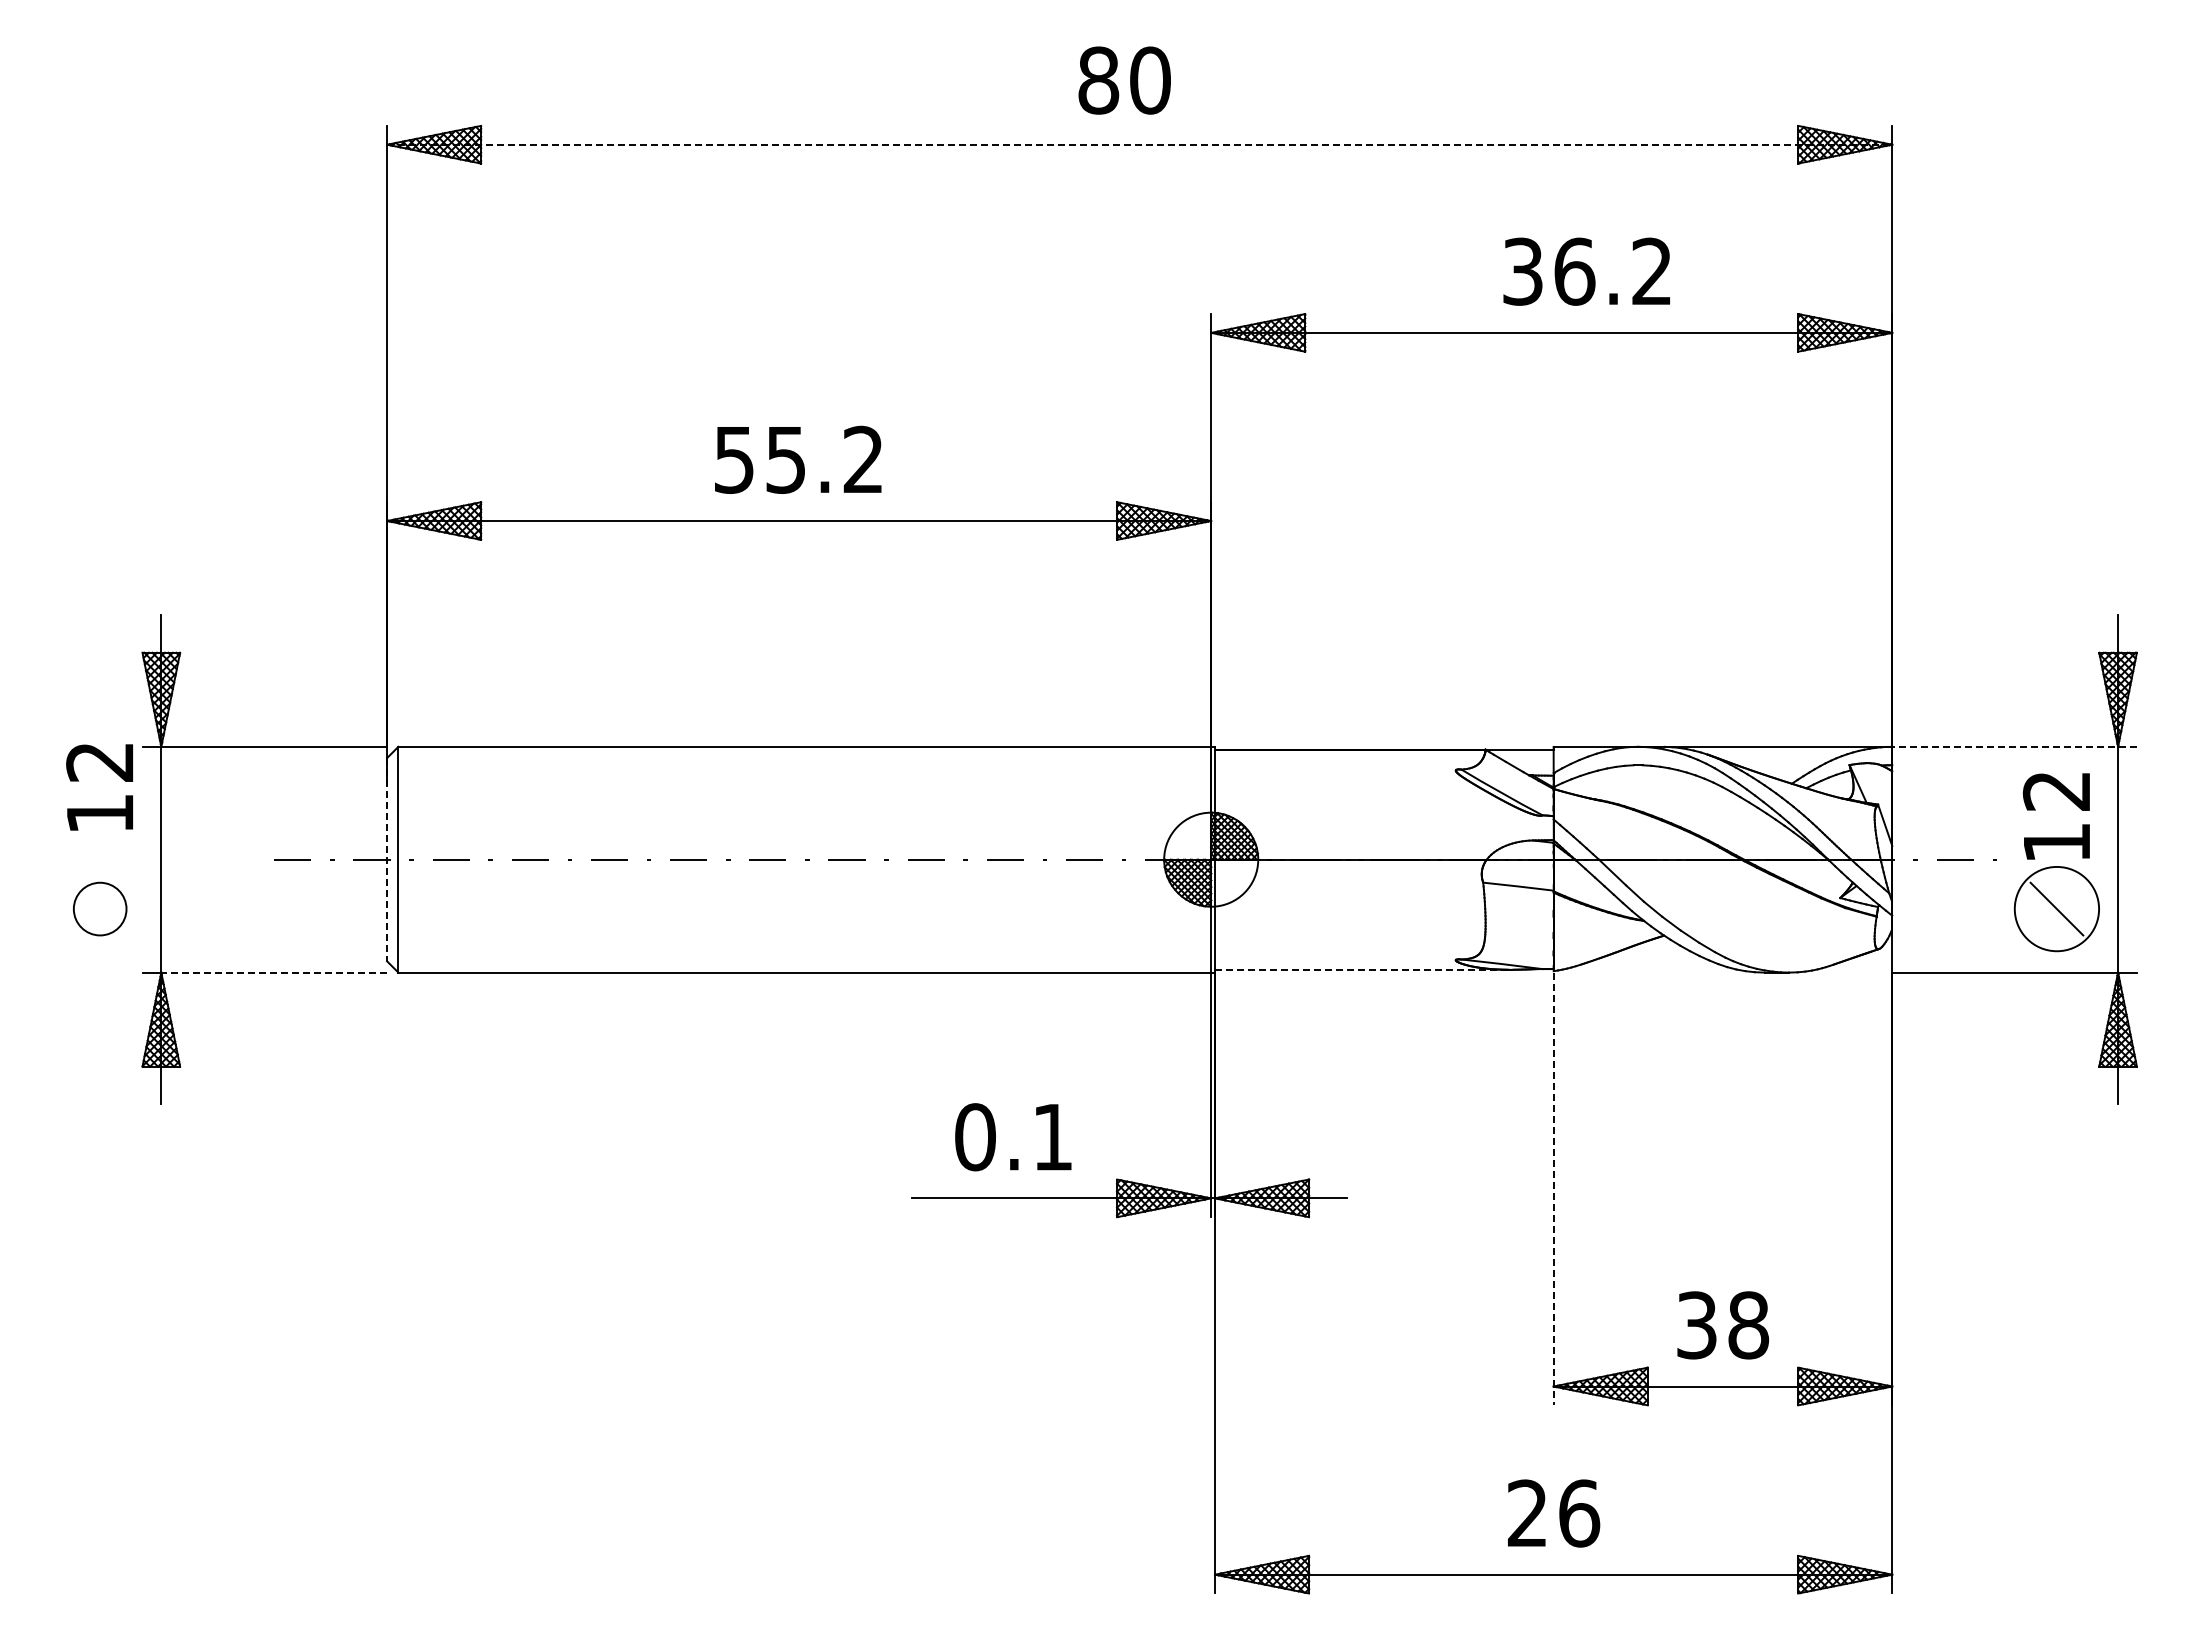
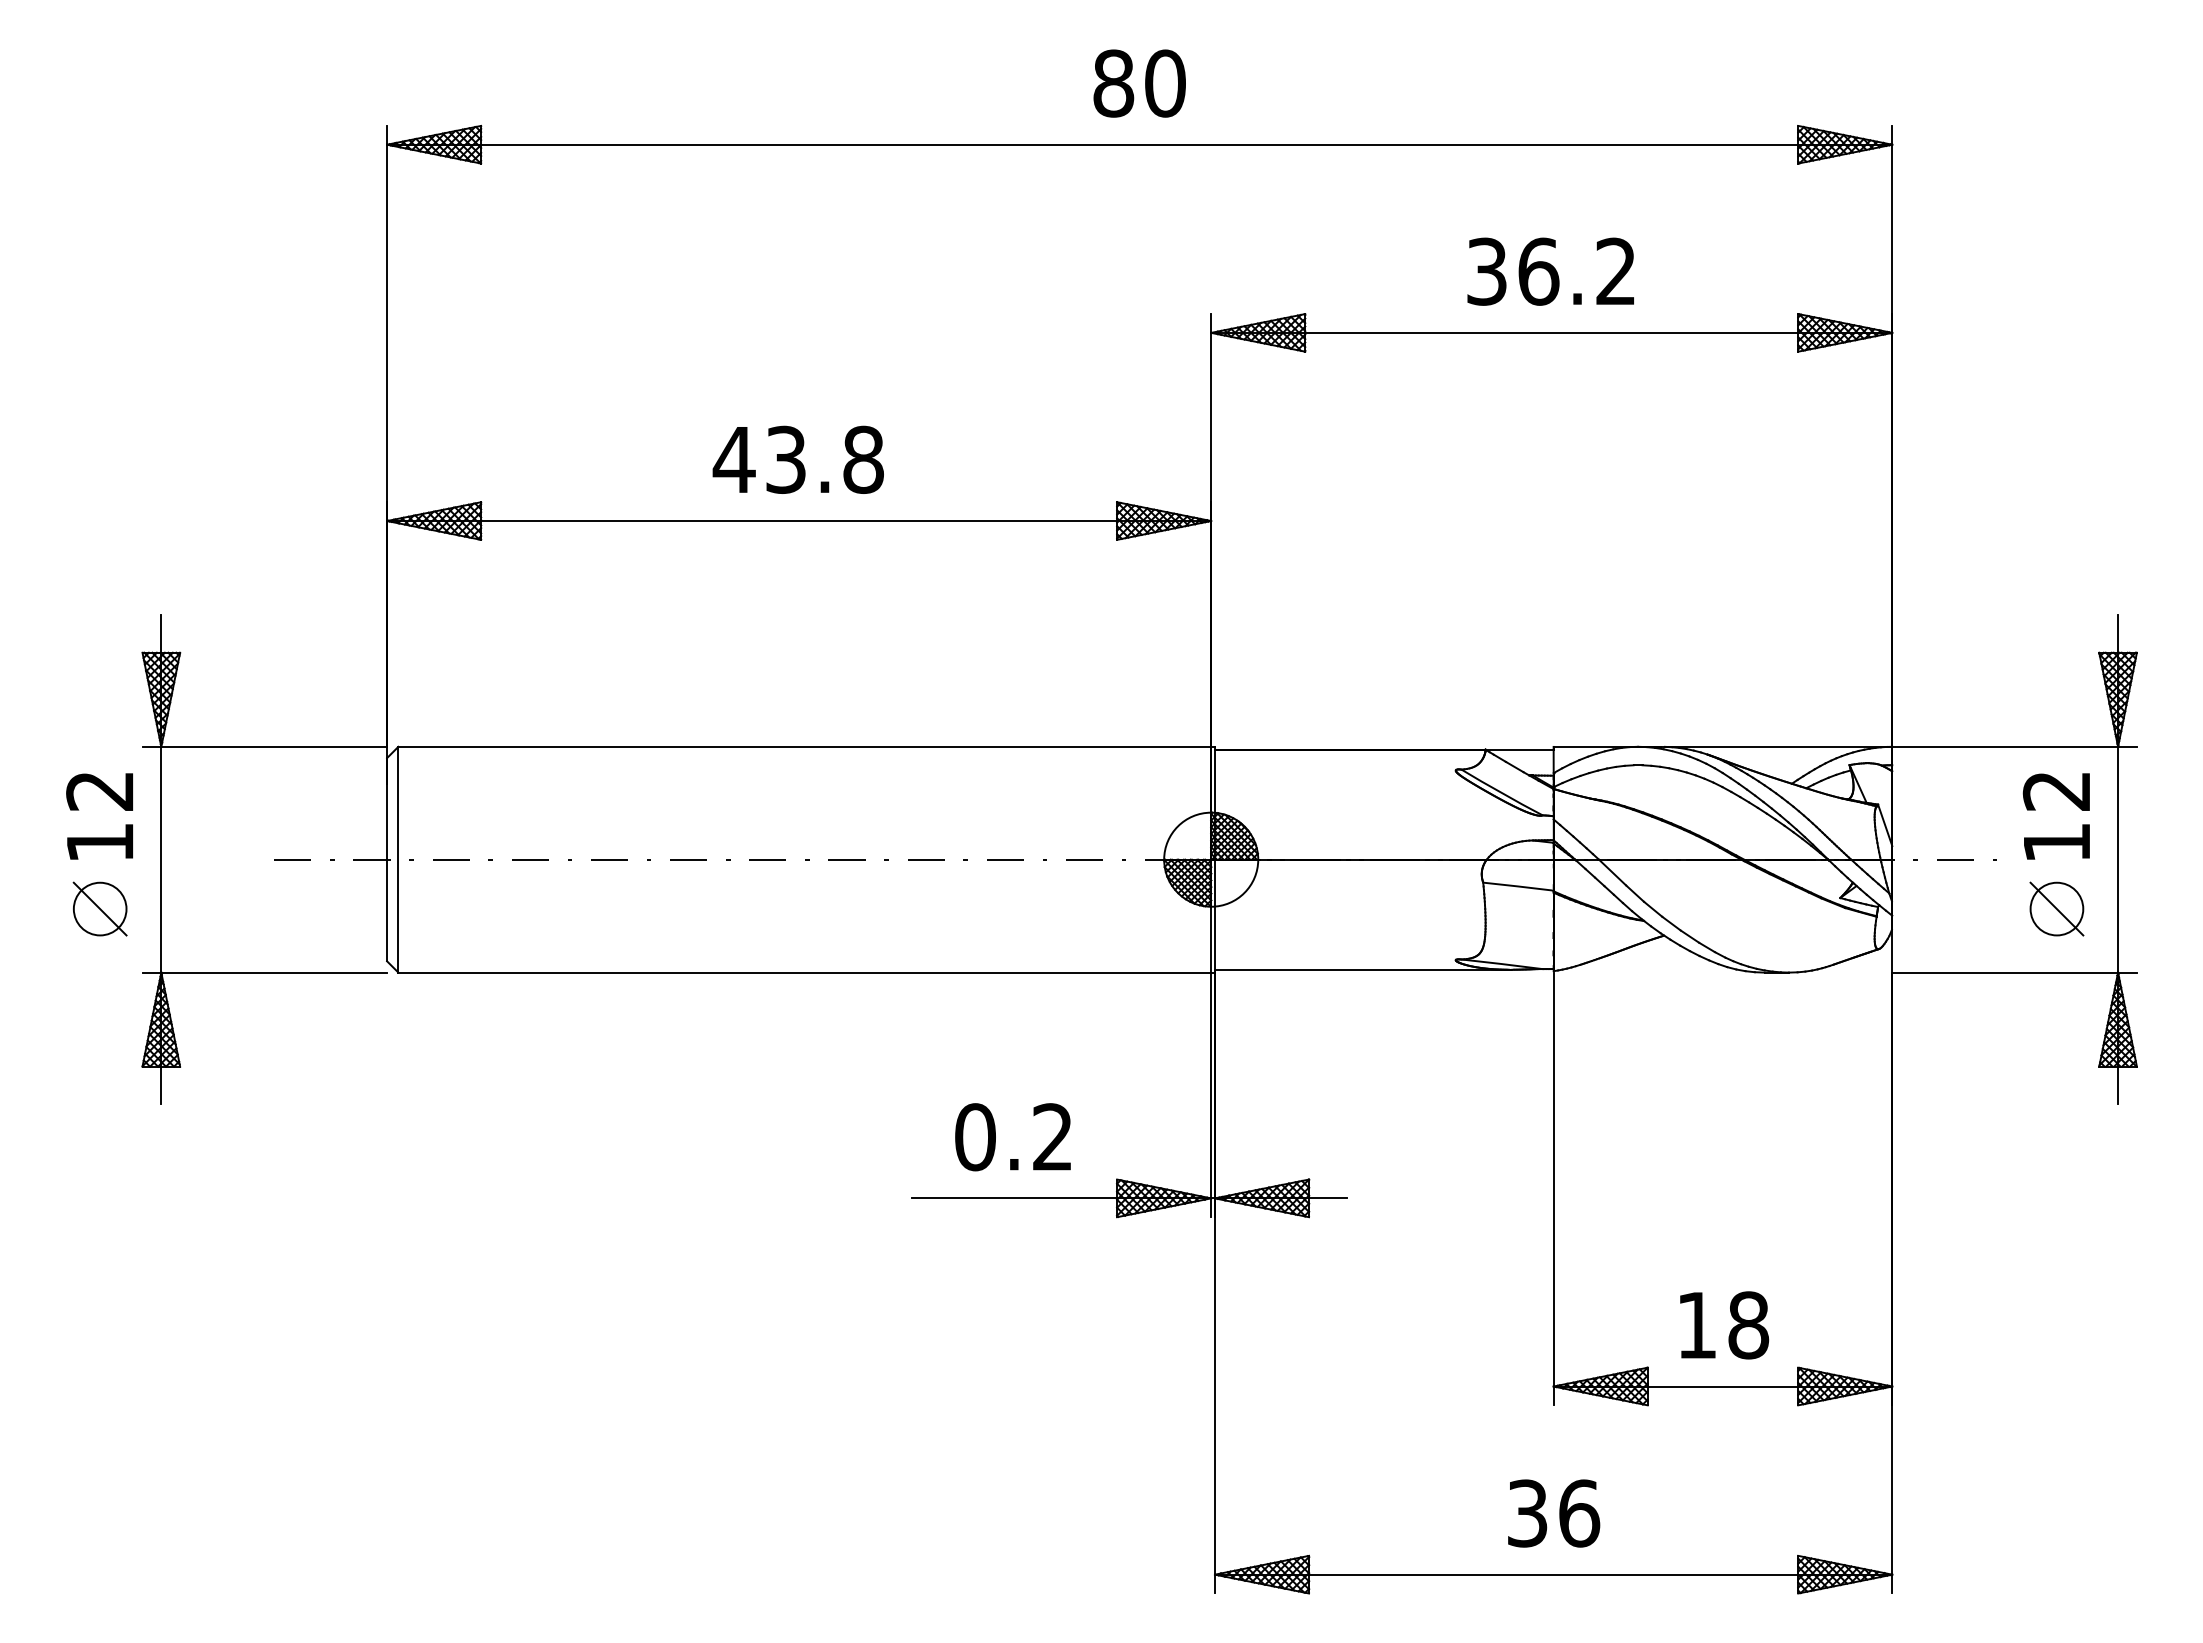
text position: (1124, 80) -> (1139, 83) (1139, 83)
line: dashed -> solid (1139, 144)
text position: (1586, 271) -> (1550, 271) (1550, 271)
text: 55.2 -> 43.8 (797, 459)
line: dashed -> solid (2014, 746)
text position: (99, 787) -> (99, 816) (99, 816)
line: dashed -> solid (387, 859)
line: none -> present (99, 908)
circle diameter: 84 px -> 53 px (2056, 908)
line: dashed -> solid (1362, 969)
line: dashed -> solid (274, 972)
text: 0.1 -> 0.2 (1052, 1136)
line: dashed -> solid (1553, 1189)
text: 38 -> 18 (1696, 1325)
text: 26 -> 36 (1527, 1513)
